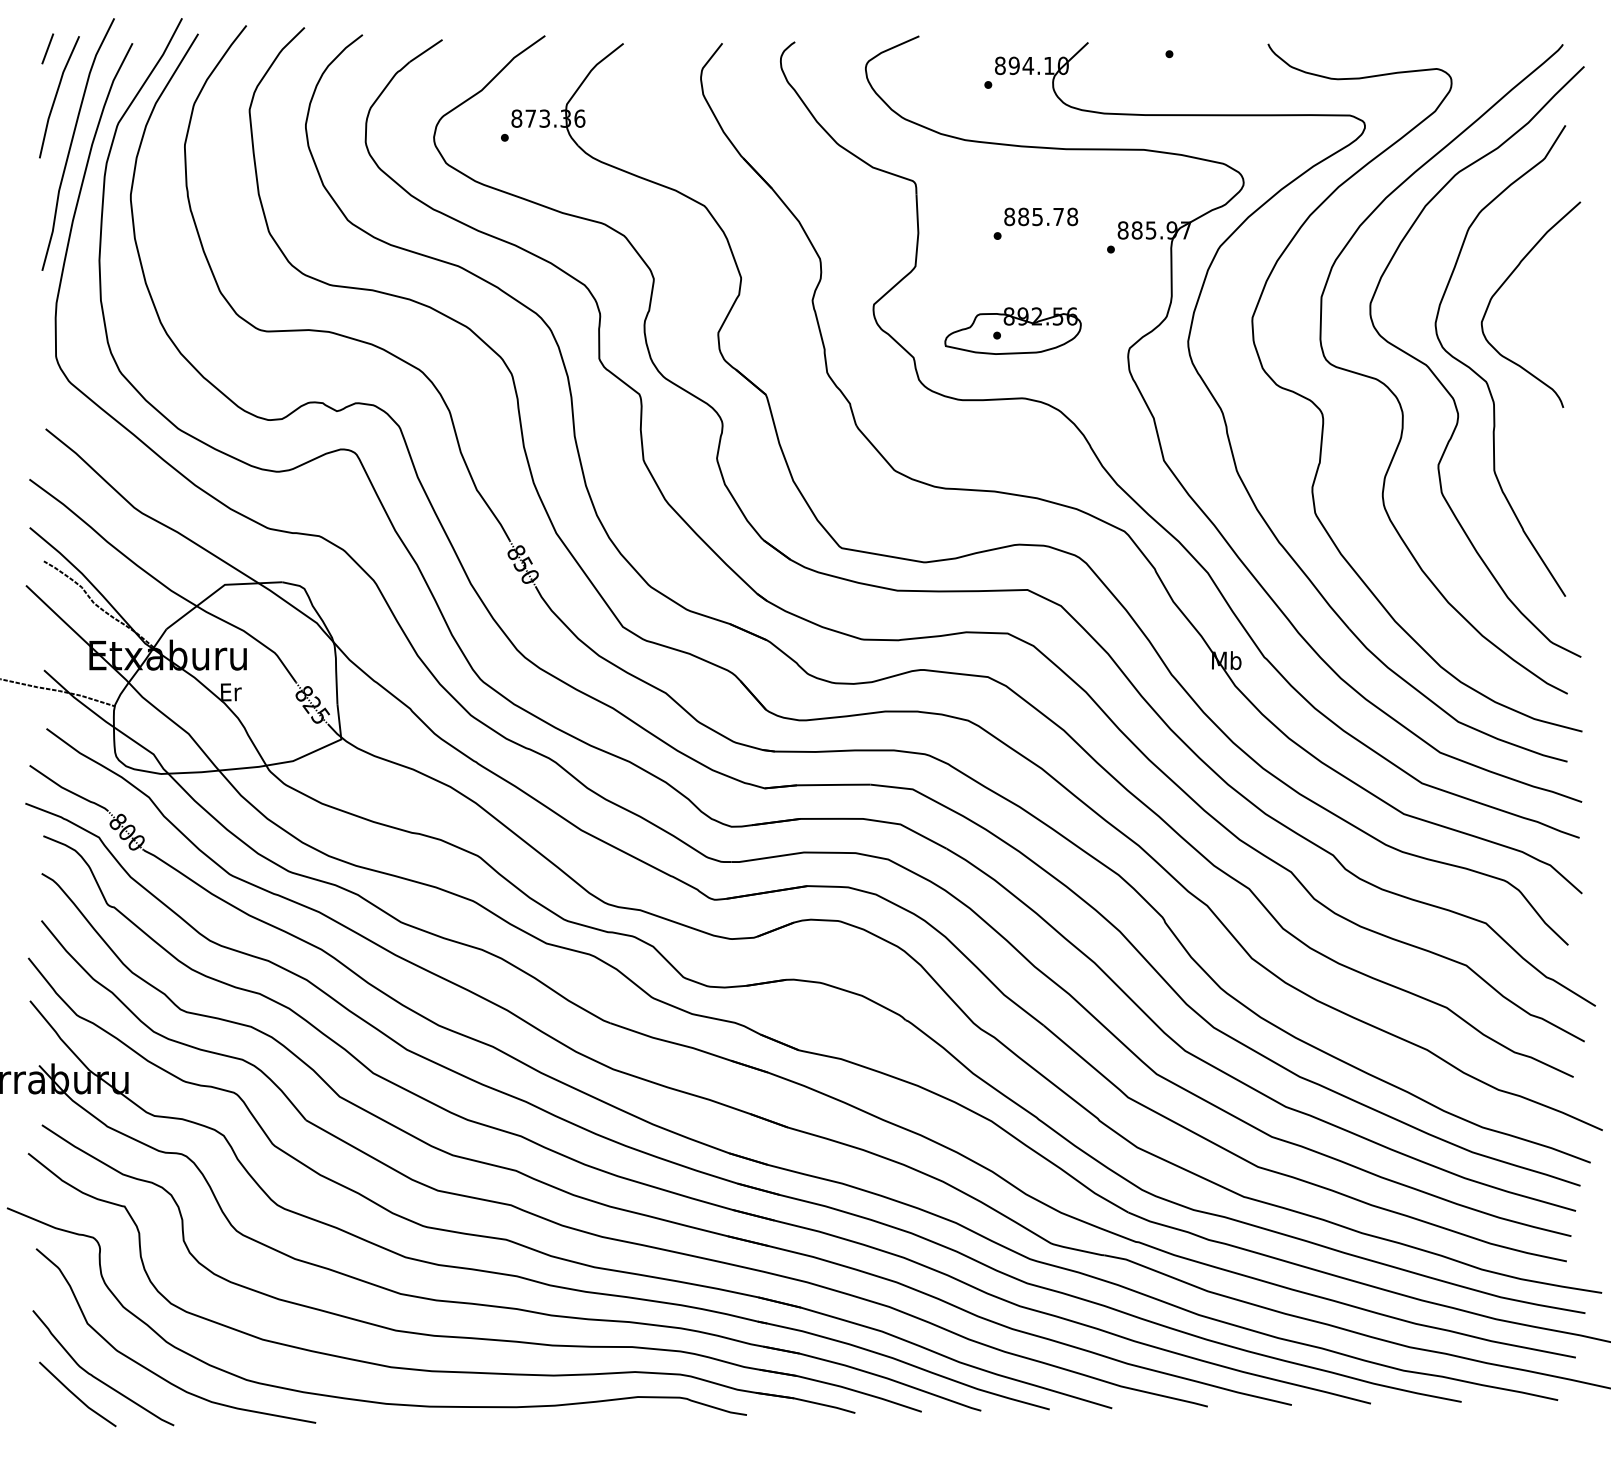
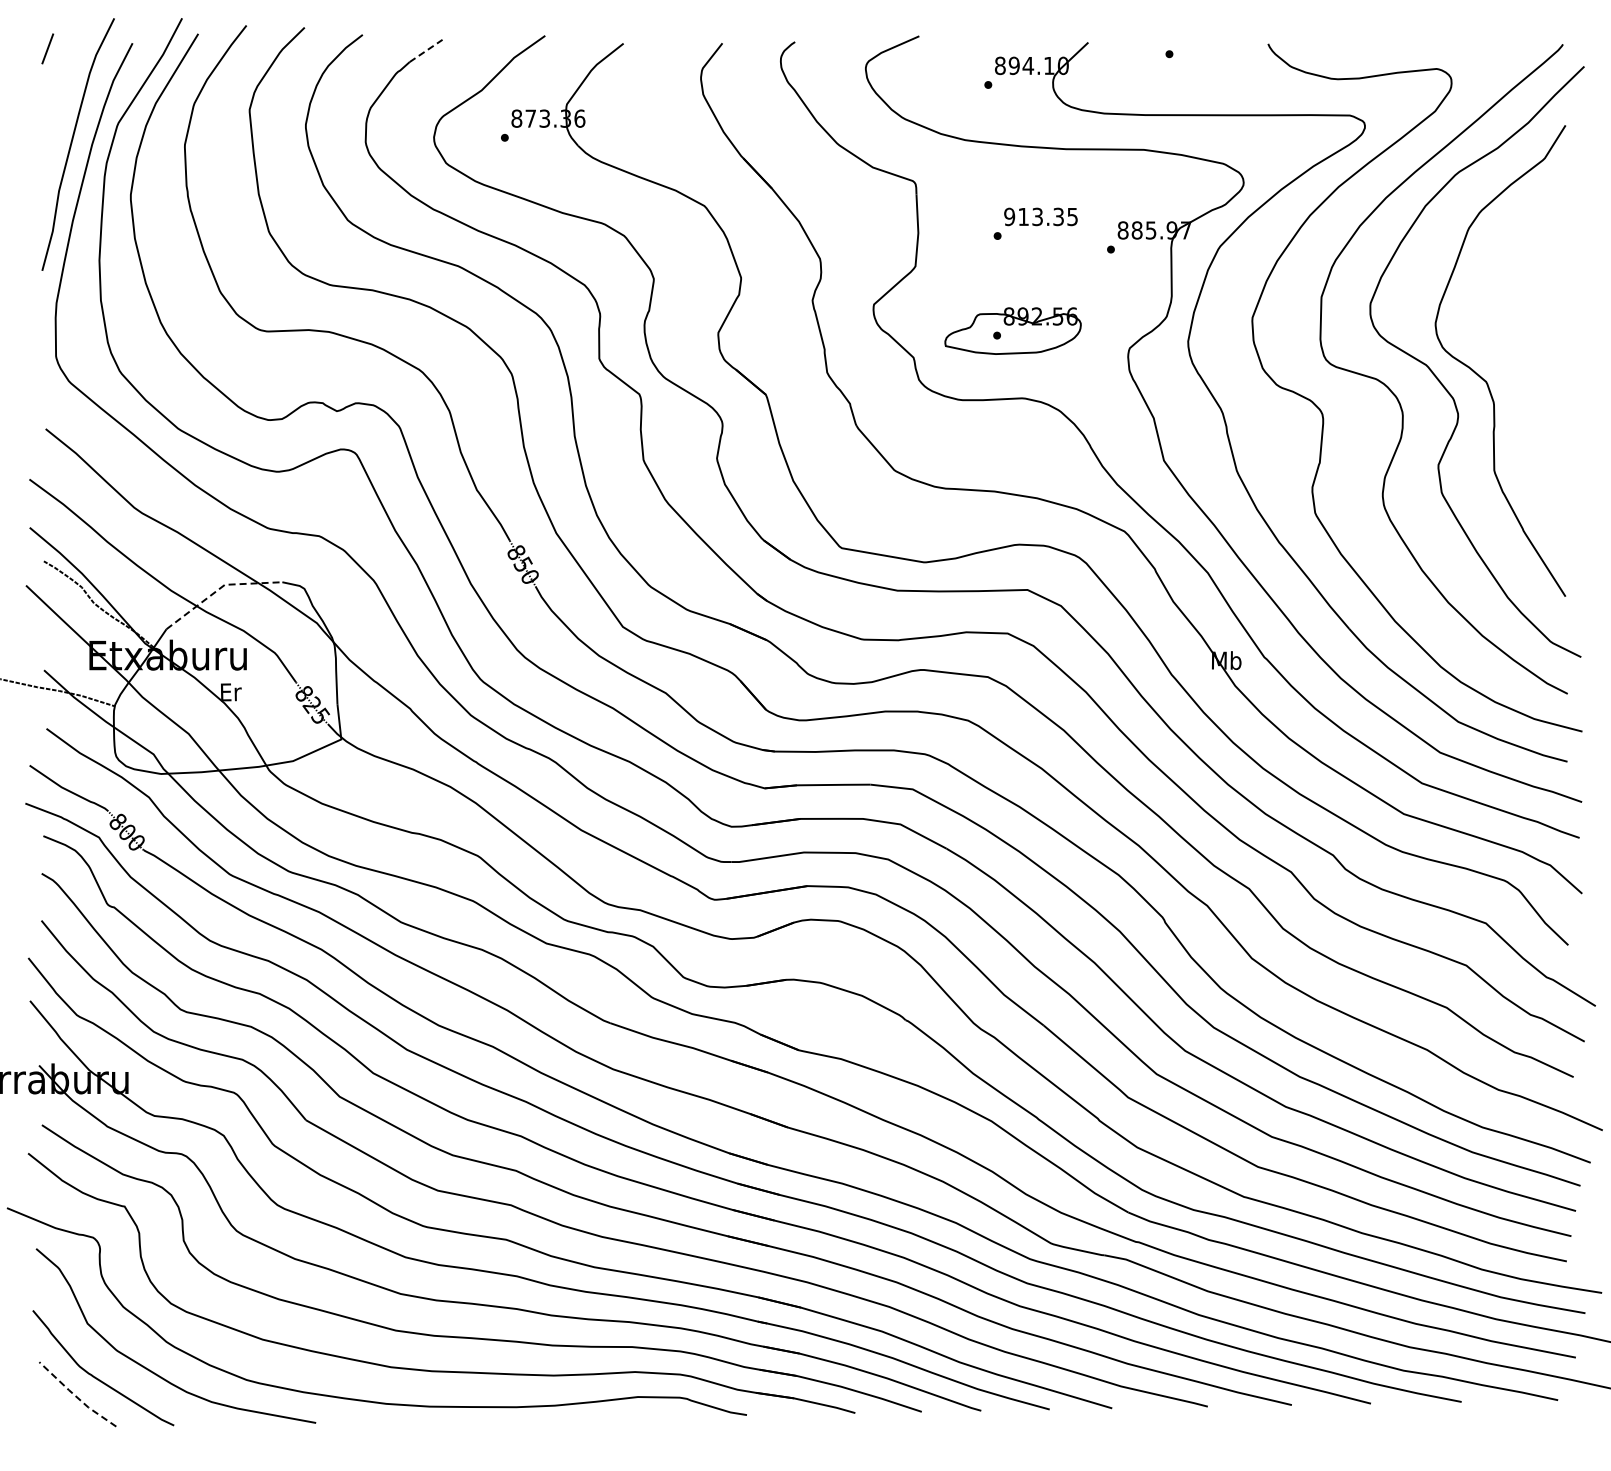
line: solid -> dashed (426, 50)
line: present -> none (56, 97)
text: 885.78 -> 913.35 (1041, 216)
curve: present -> none (1507, 280)
line: solid -> dashed (219, 589)
line: solid -> dashed (76, 1396)
